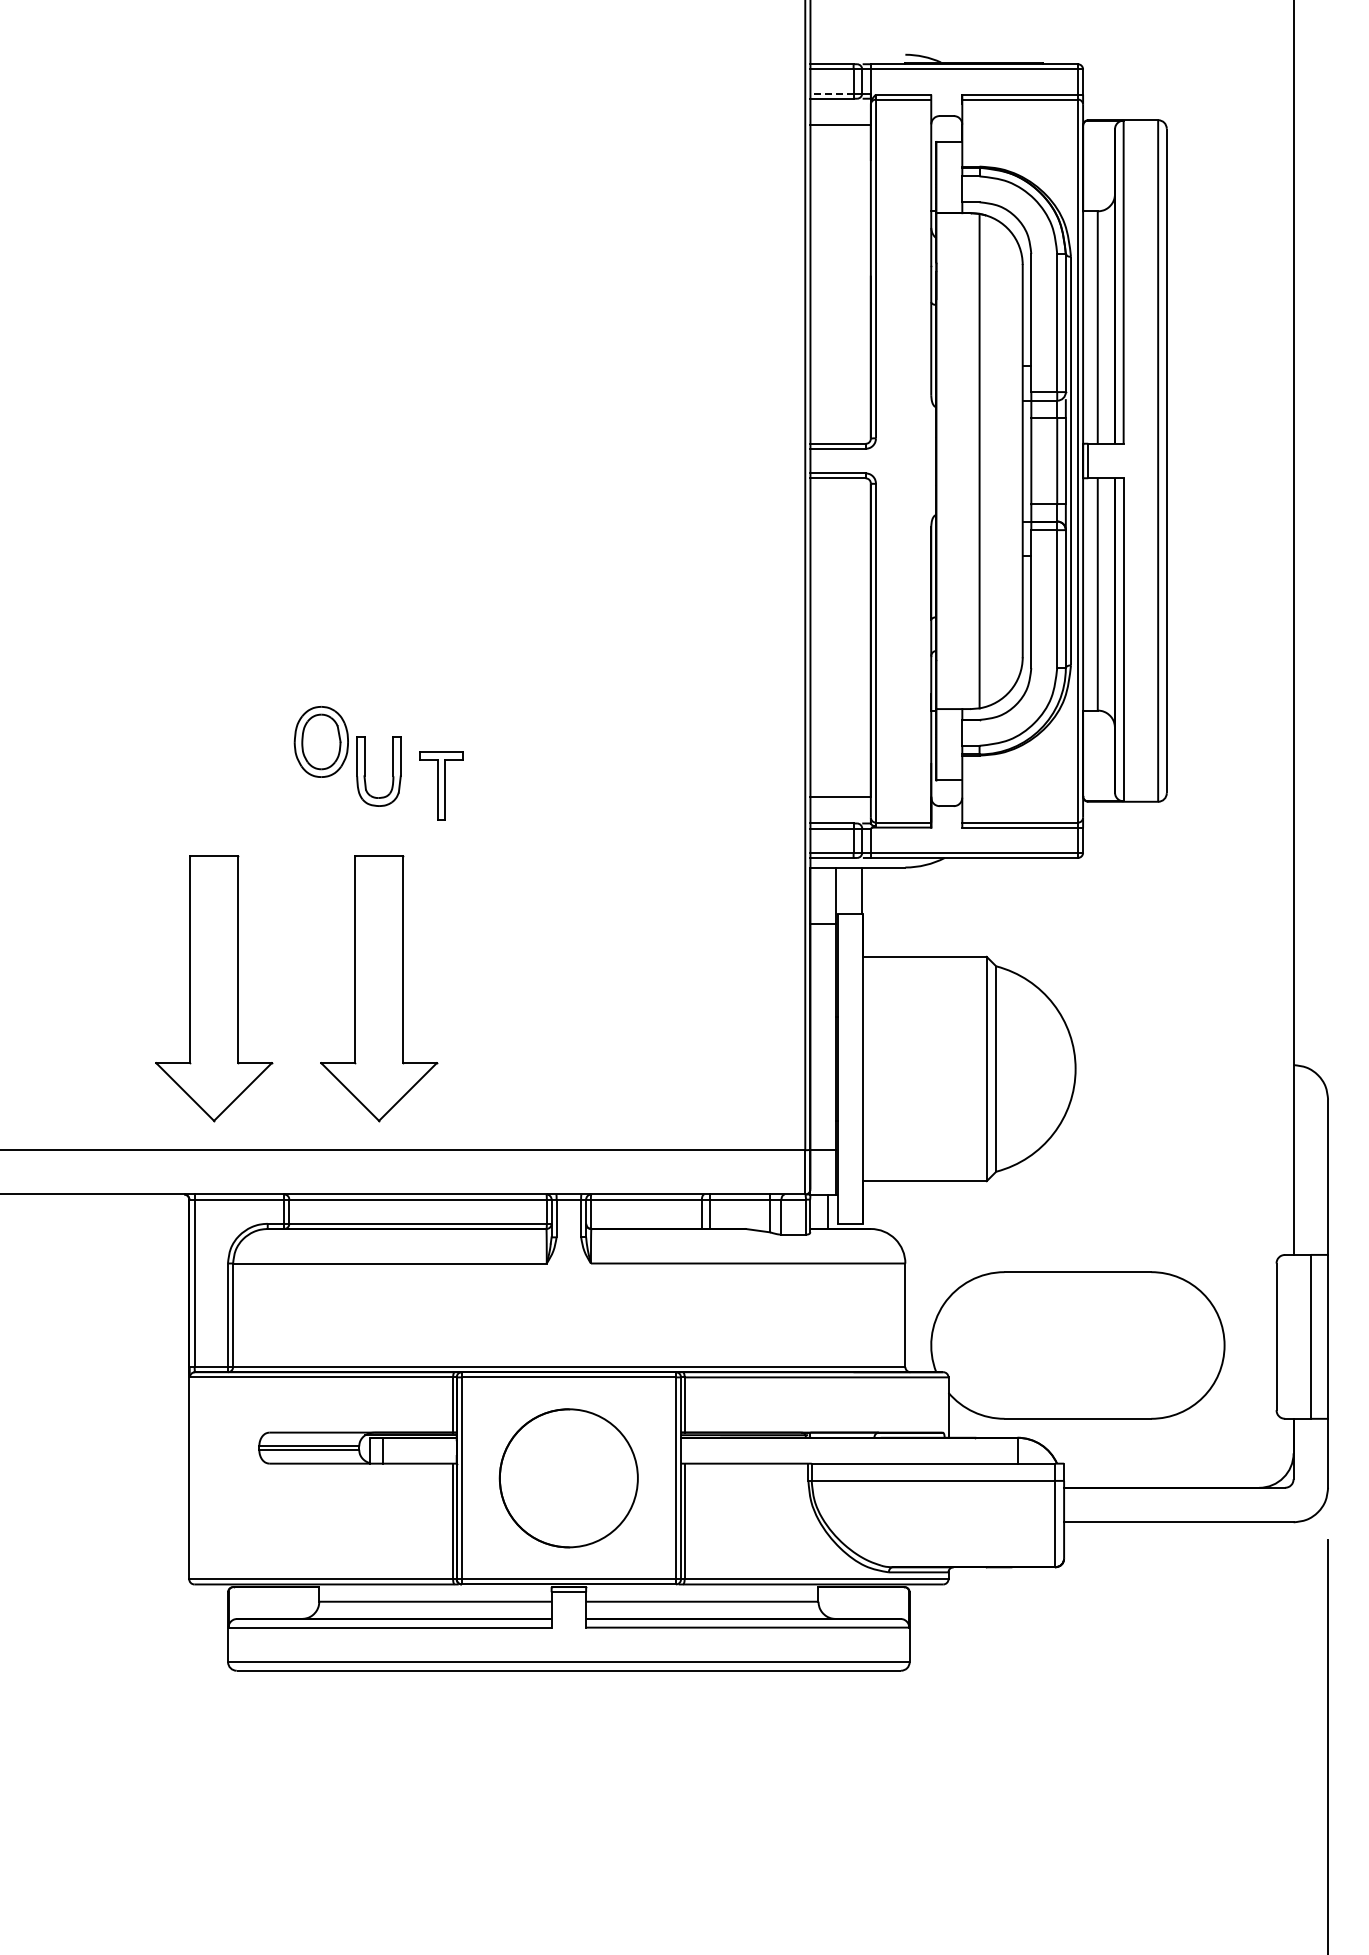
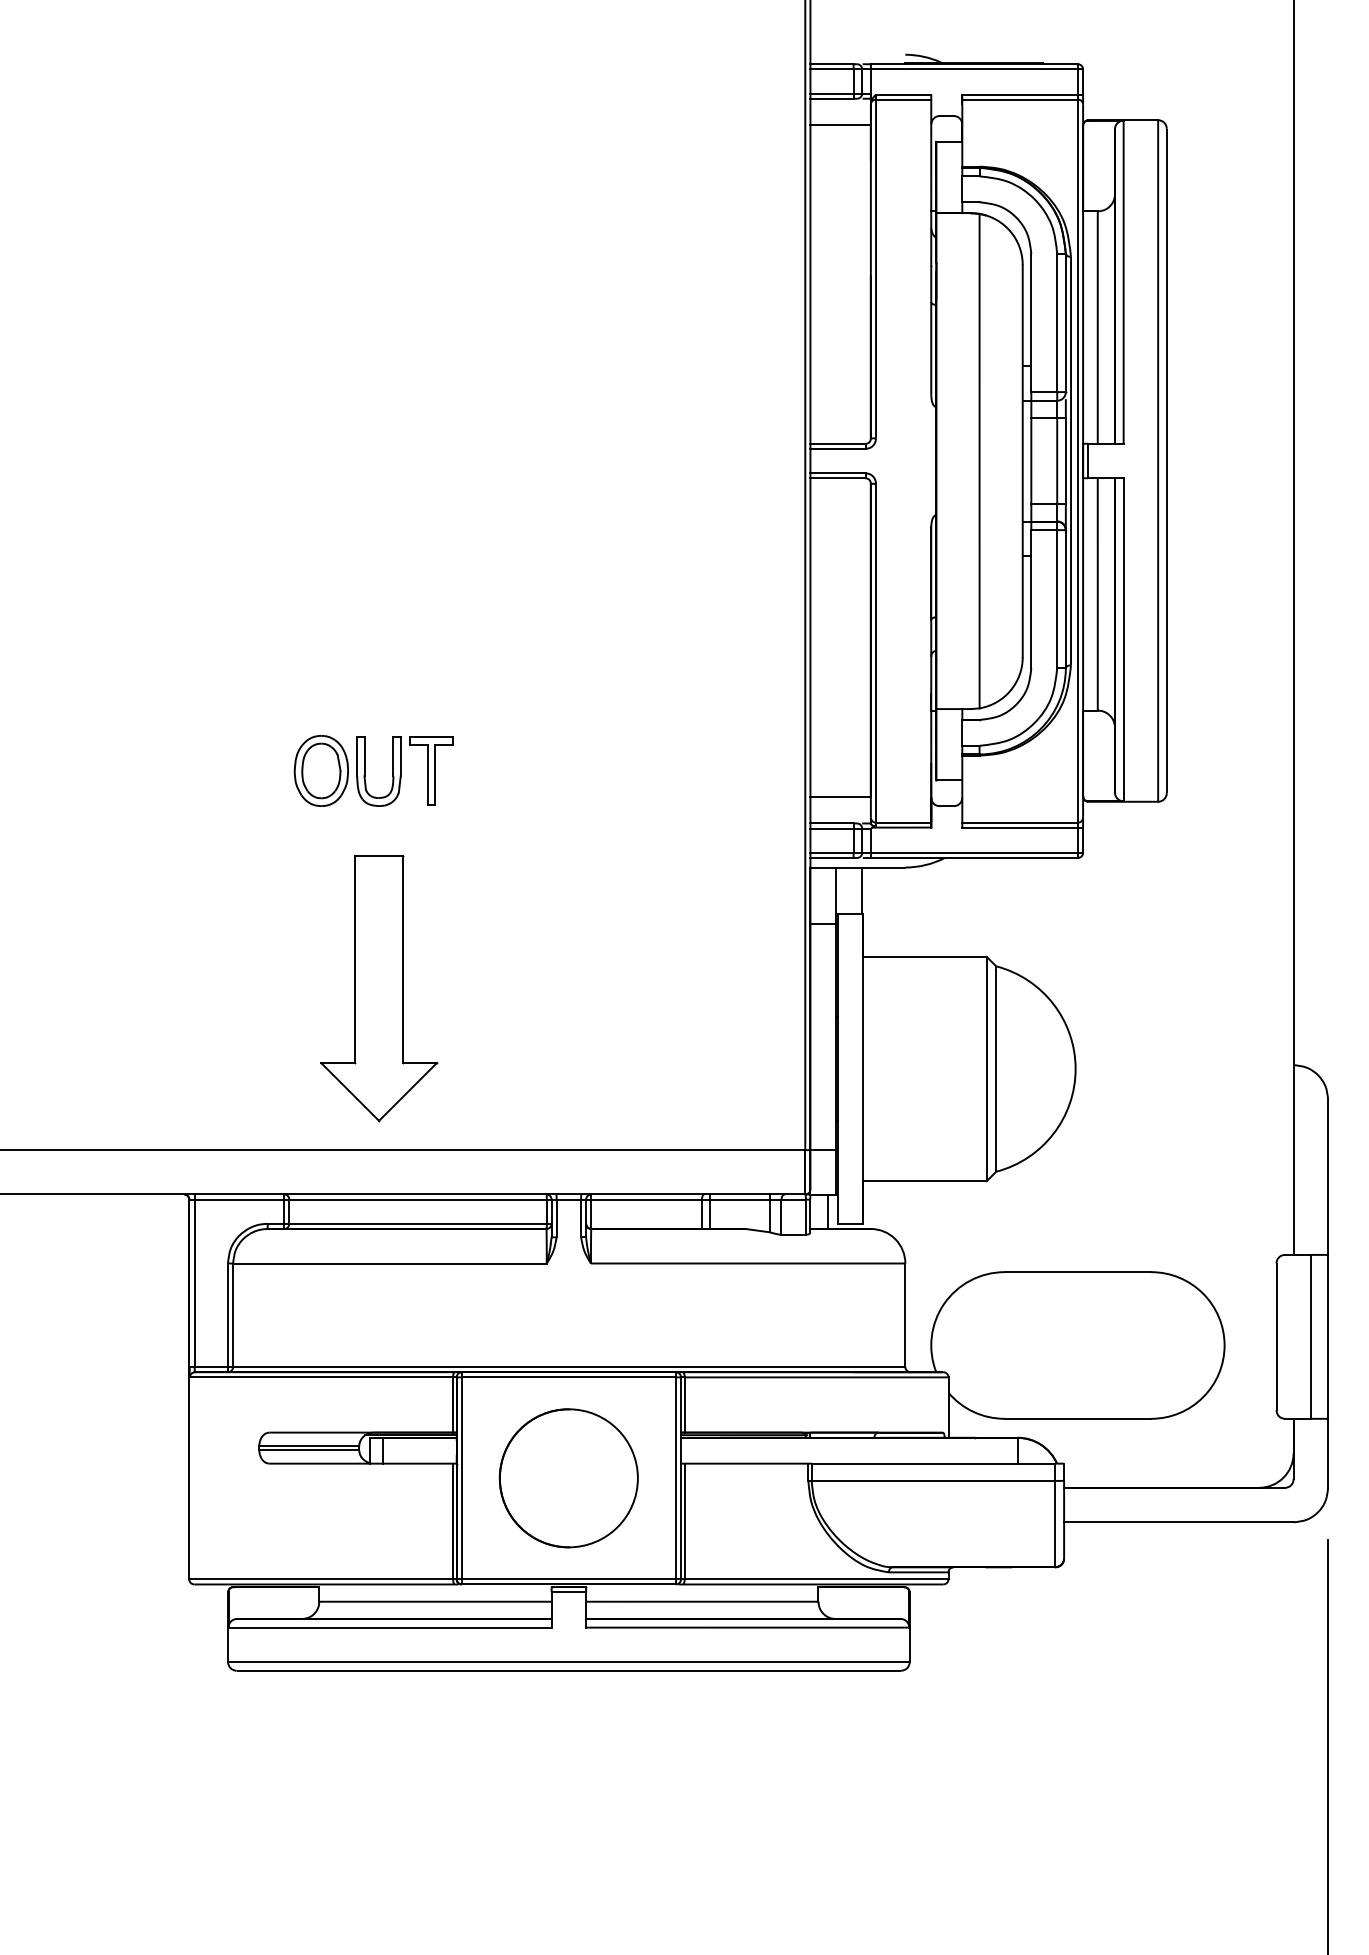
line: dashed -> solid (832, 93)
part position: (320, 741) -> (320, 770) (320, 770)
part position: (441, 785) -> (431, 770) (431, 770)
part: present -> none (214, 988)
